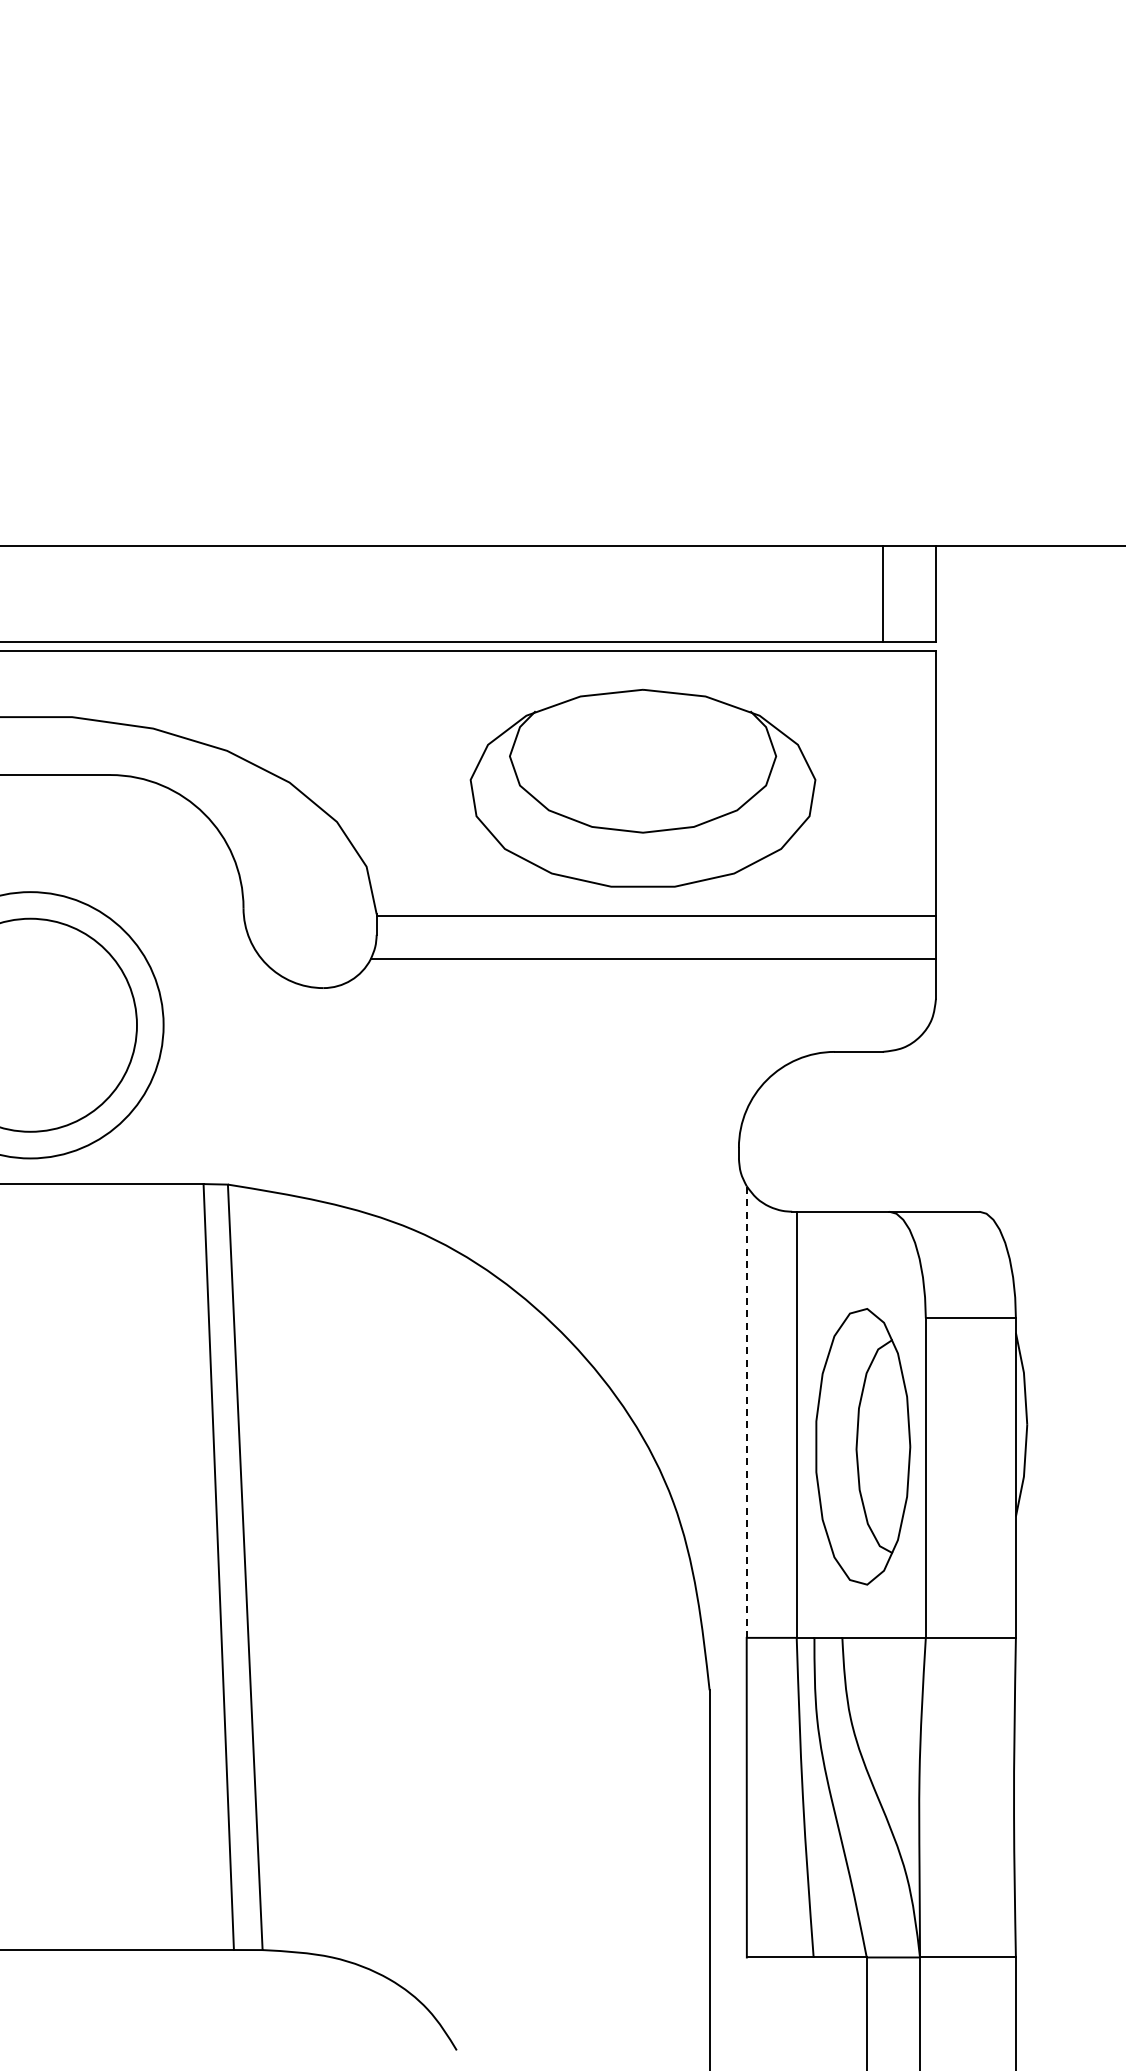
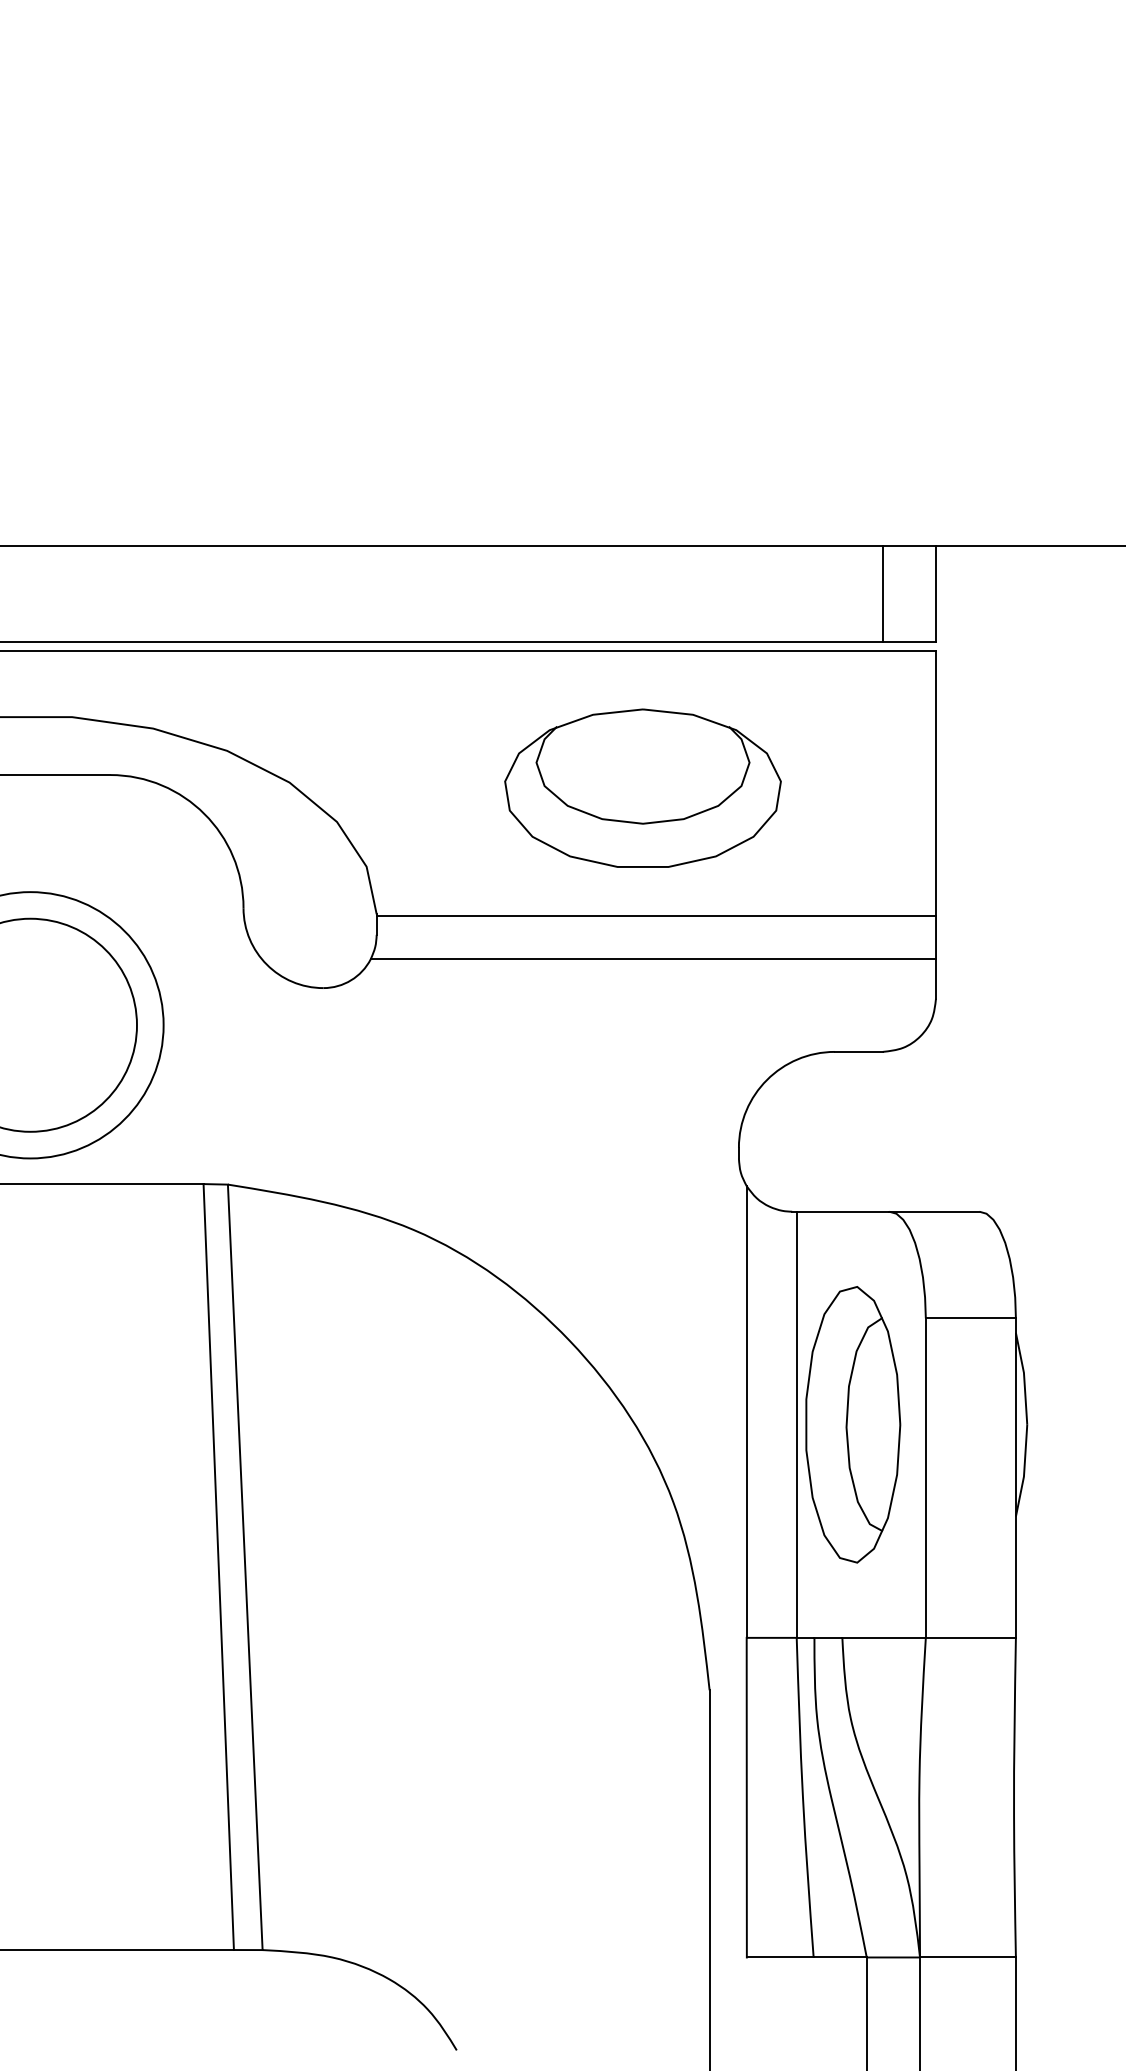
part size: 348x200 px -> 278x160 px (642, 787)
line: dashed -> solid (746, 1412)
part position: (863, 1446) -> (853, 1424) (853, 1424)
